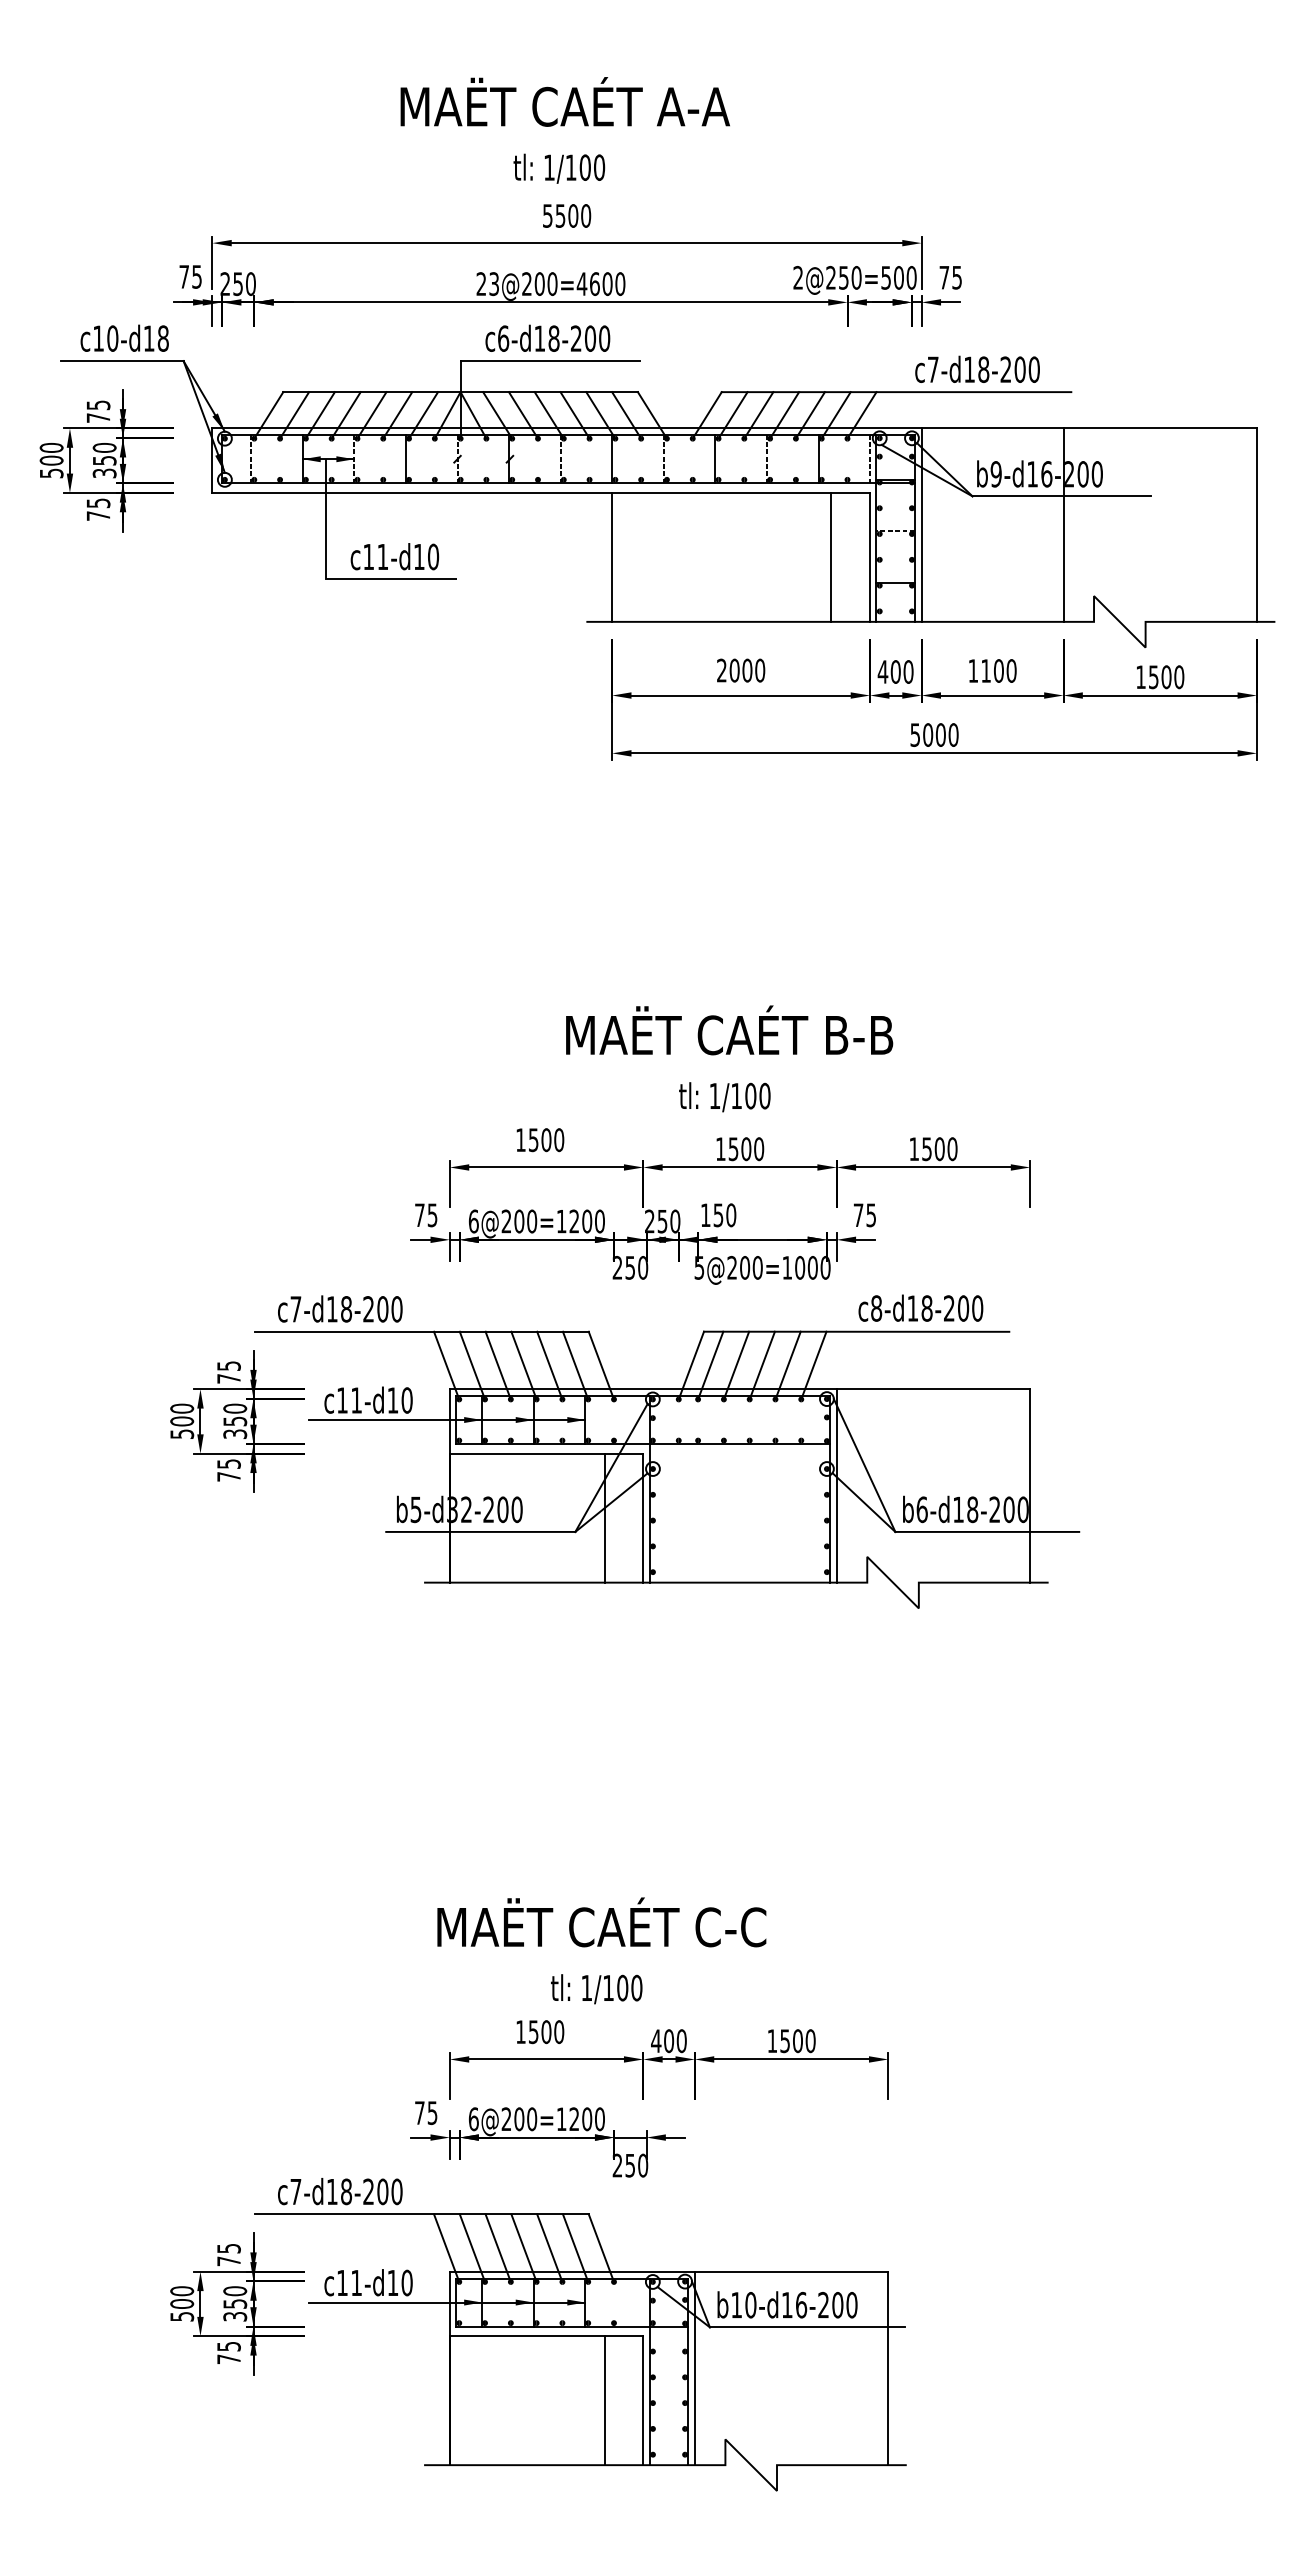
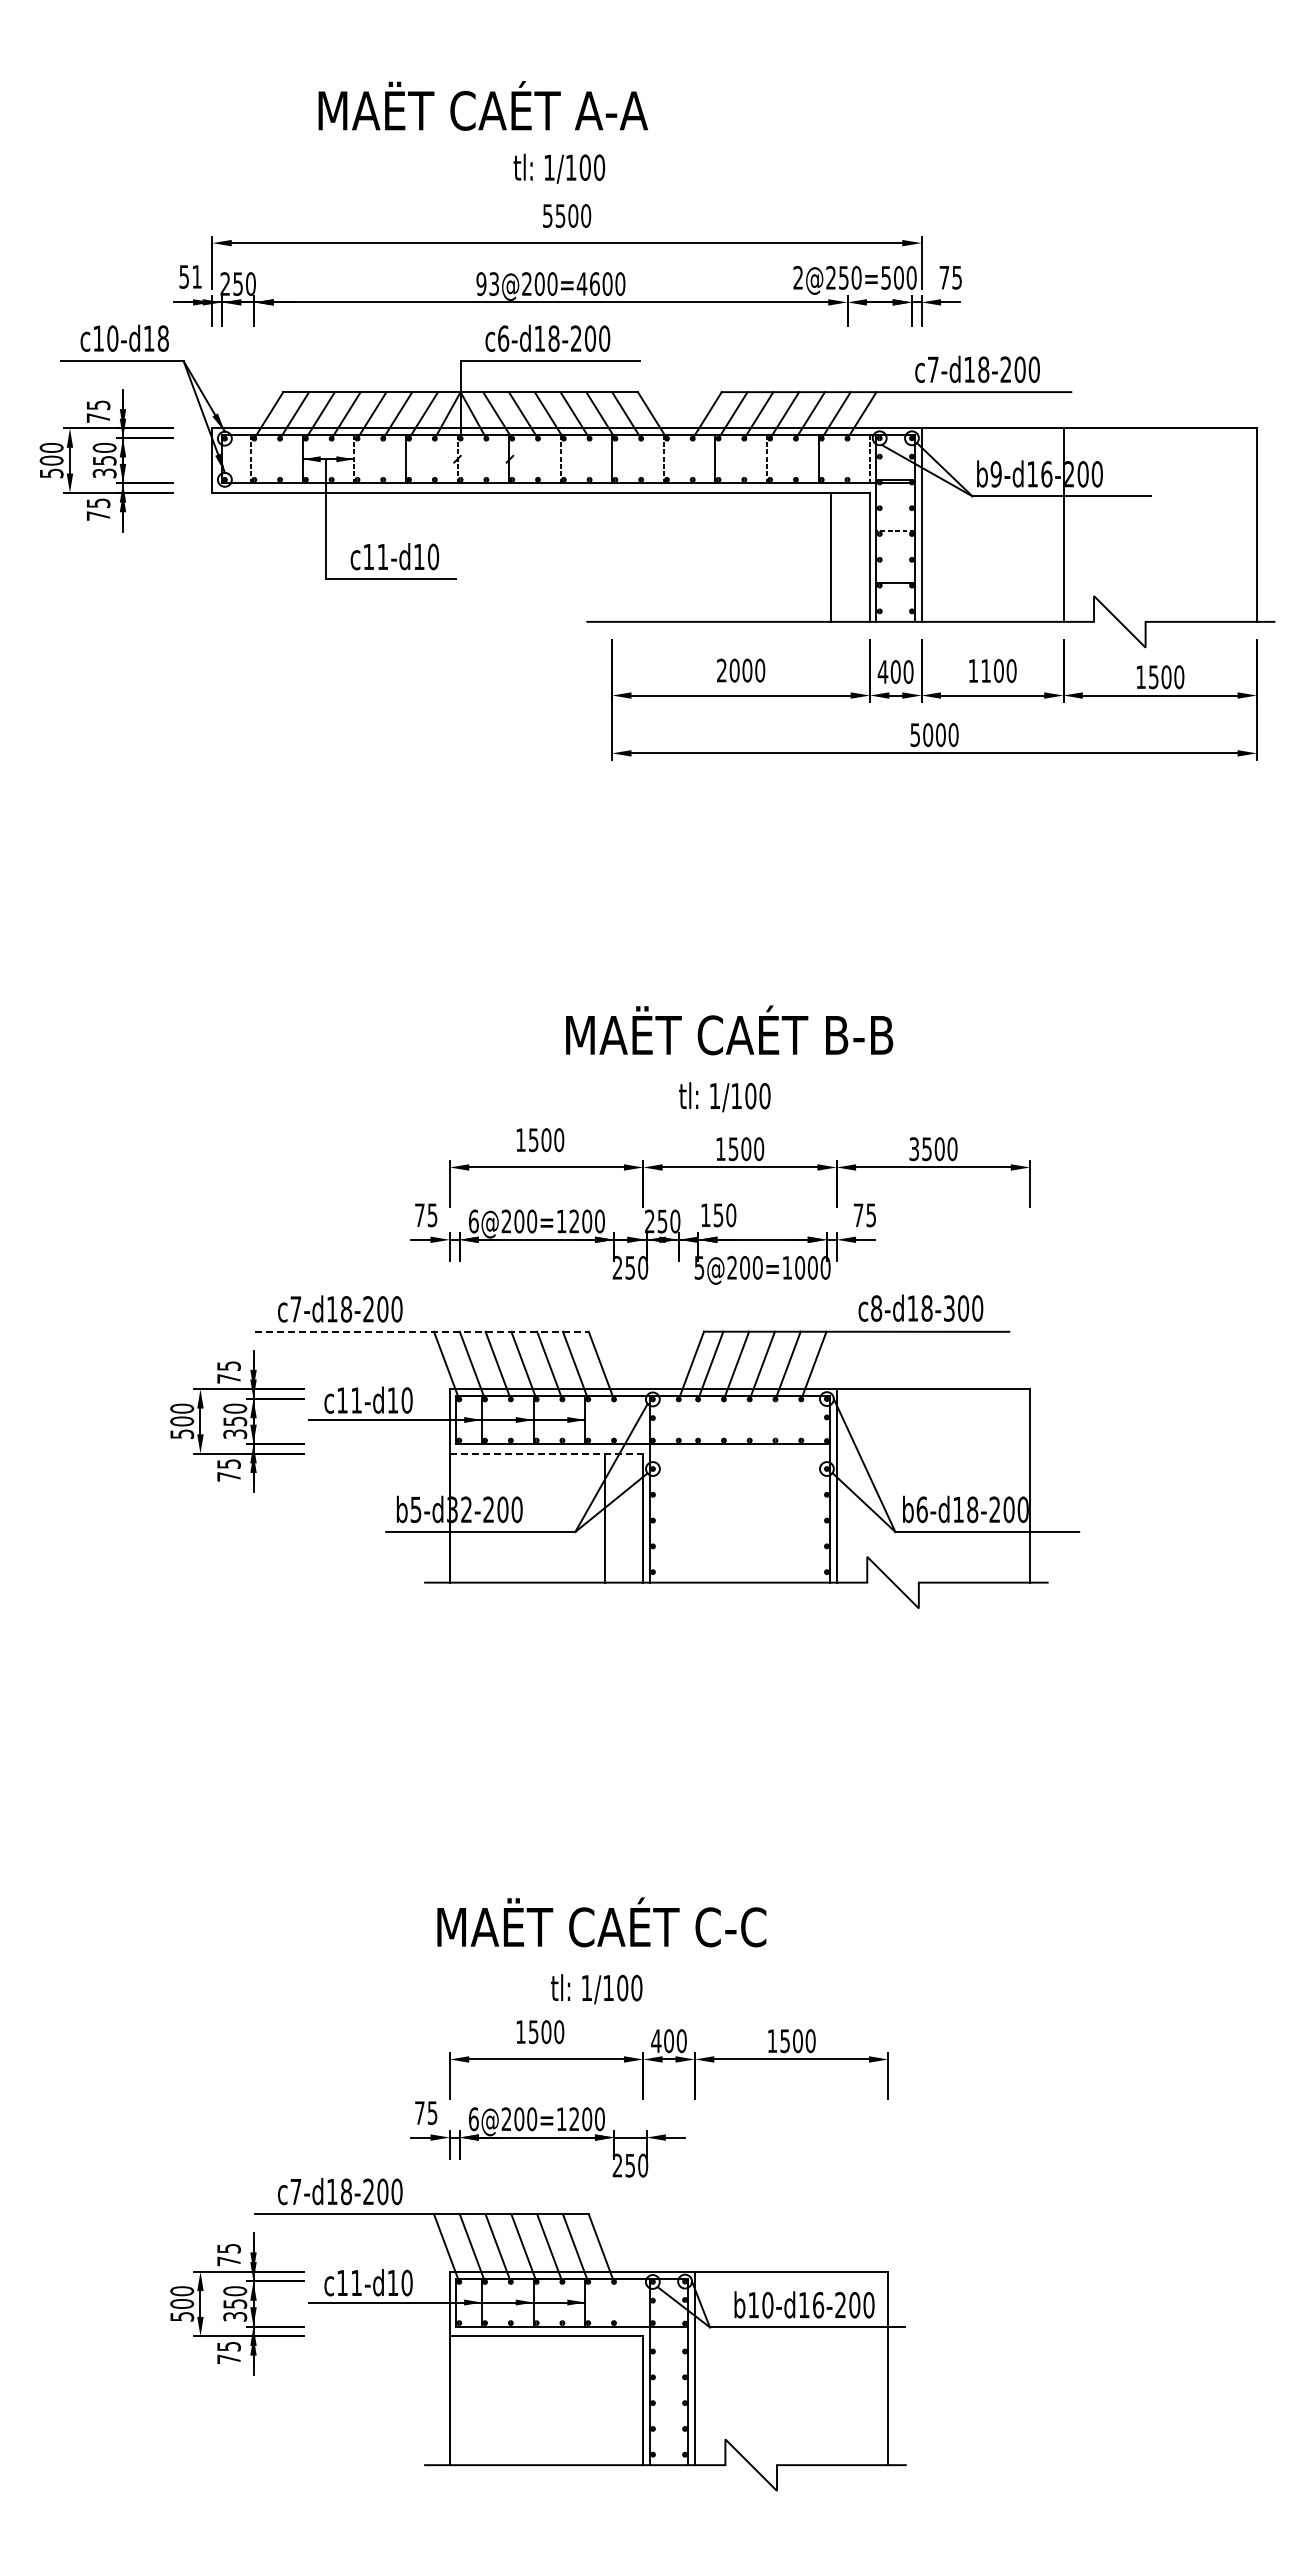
text position: (564, 101) -> (482, 105) (482, 105)
text: 75 -> 51 (190, 276)
text: 23@200=4600 -> 93@200=4600 (481, 284)
line: present -> none (612, 556)
text: 1500 -> 3500 (913, 1149)
text: c8-d18-200 -> c8-d18-300 (949, 1308)
line: solid -> dashed (422, 1331)
line: solid -> dashed (546, 1453)
text position: (787, 2304) -> (804, 2304) (804, 2304)
line: present -> none (604, 2400)
